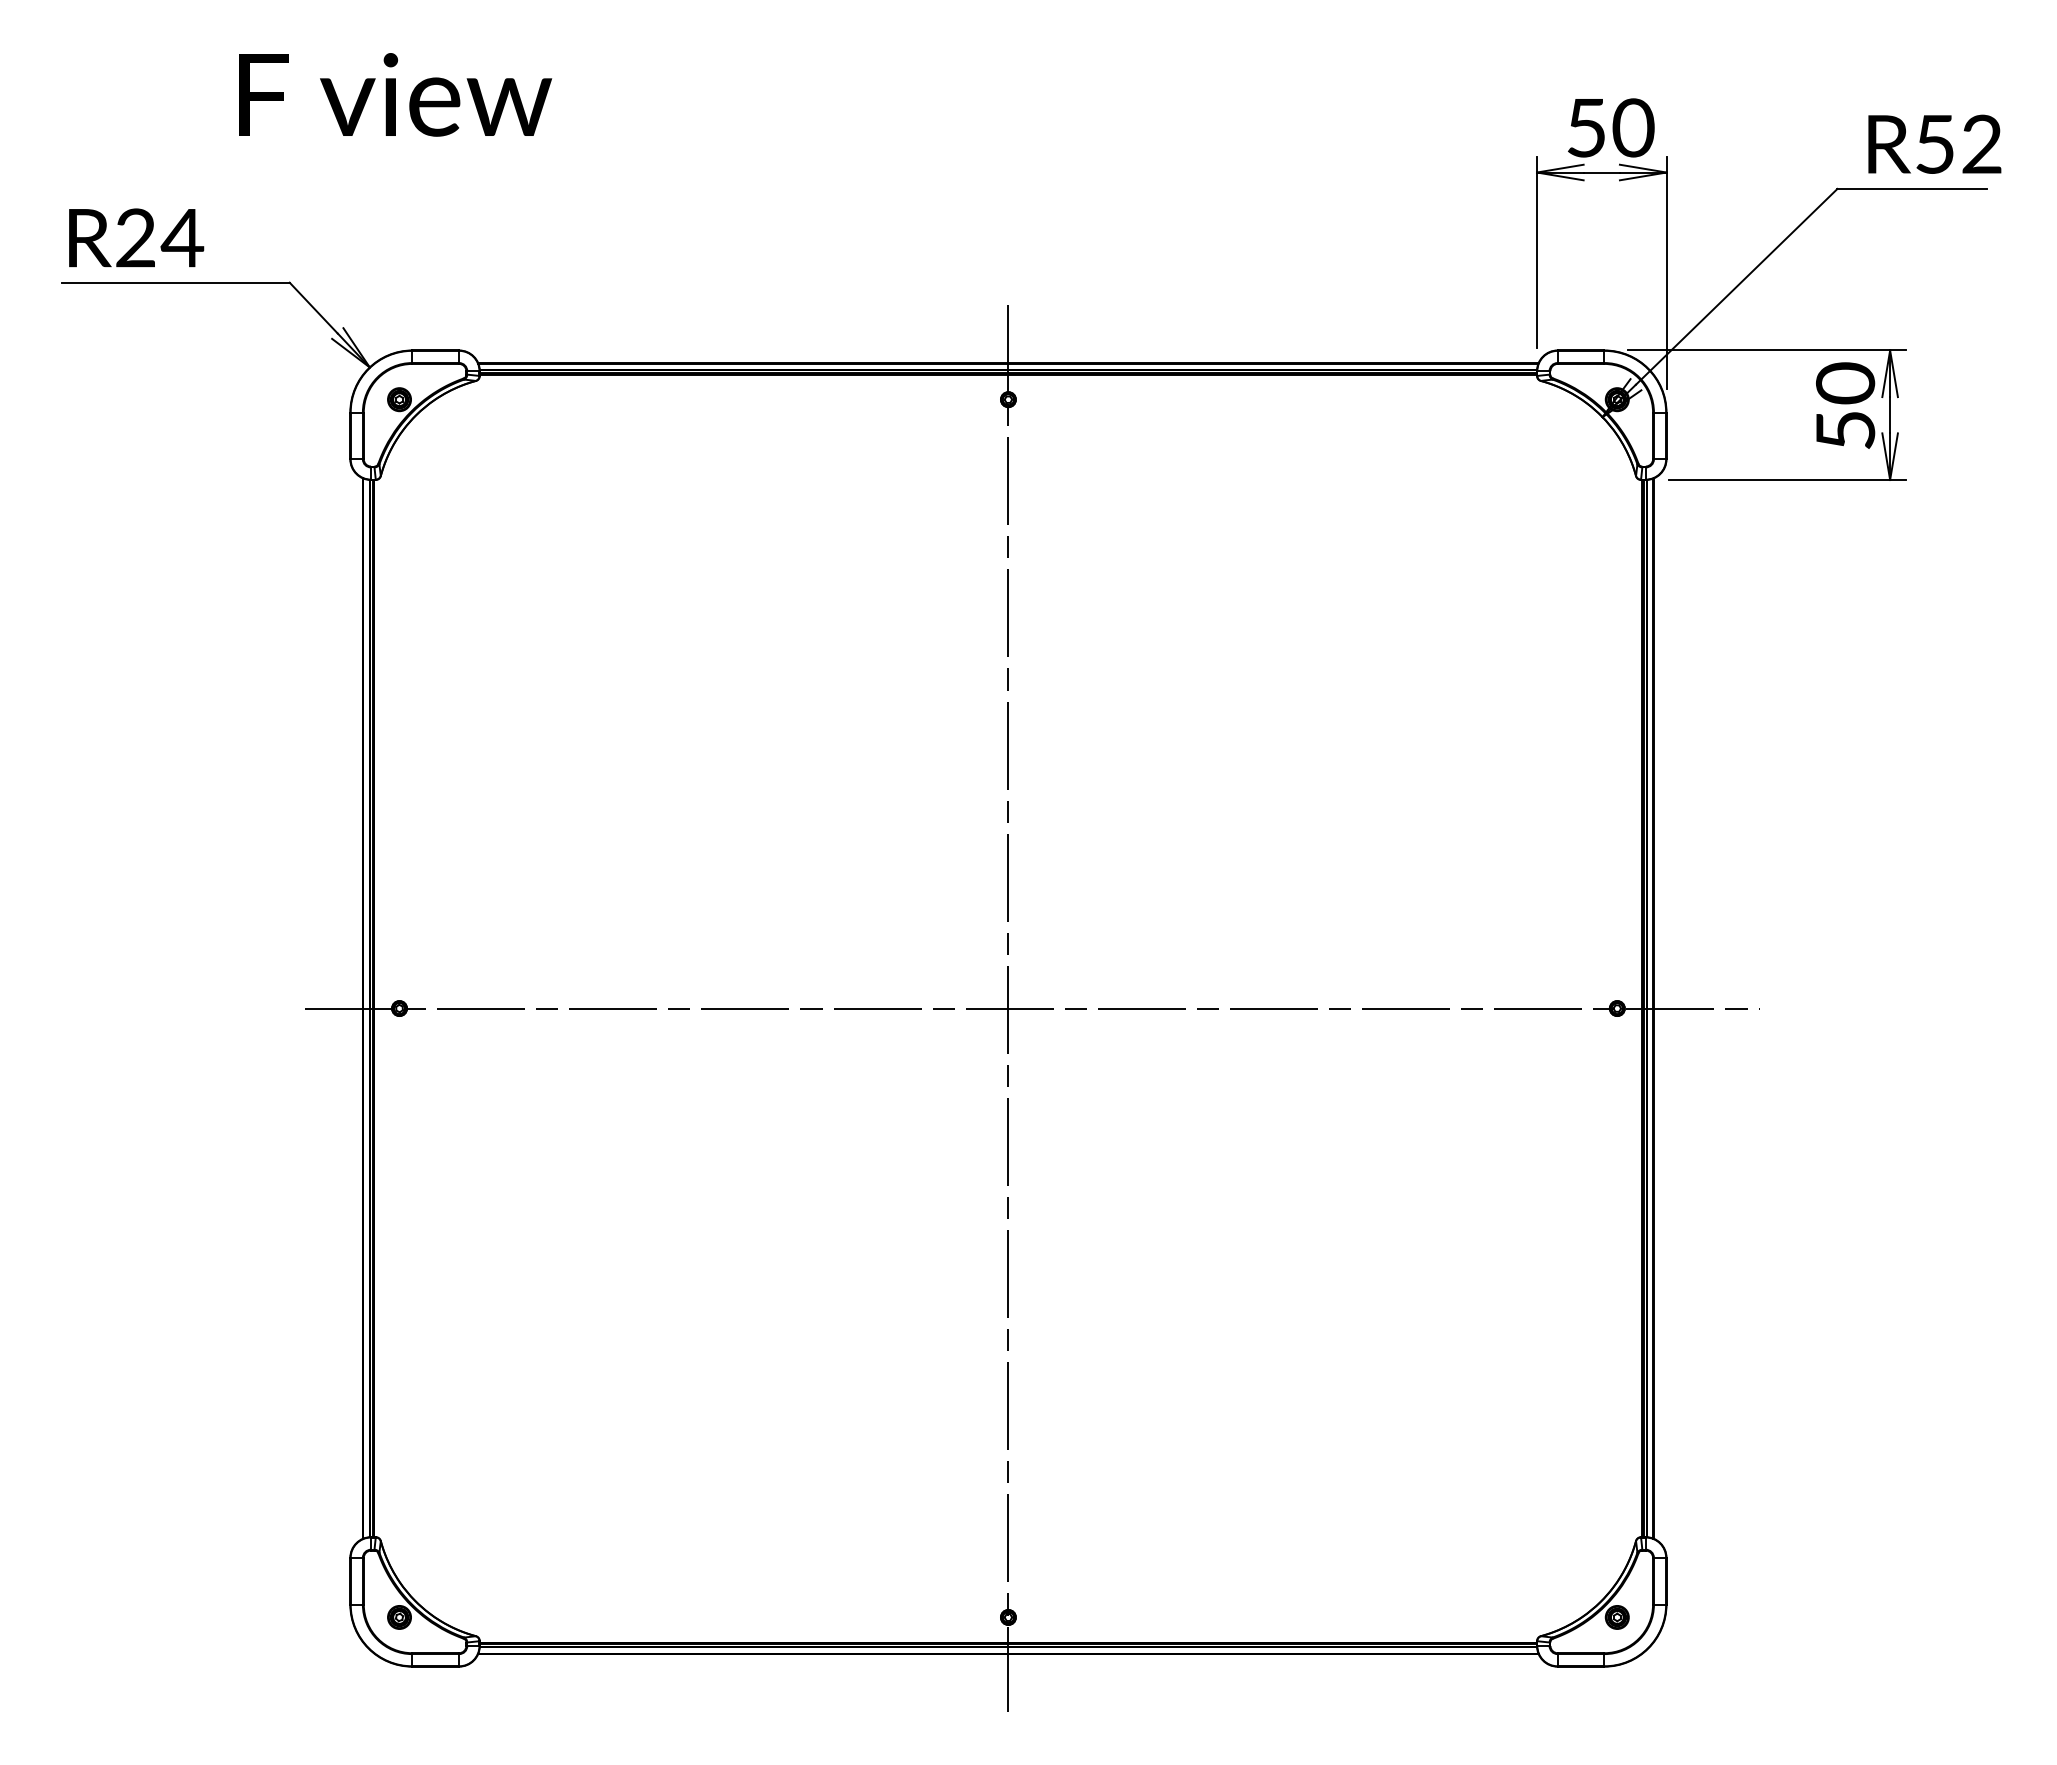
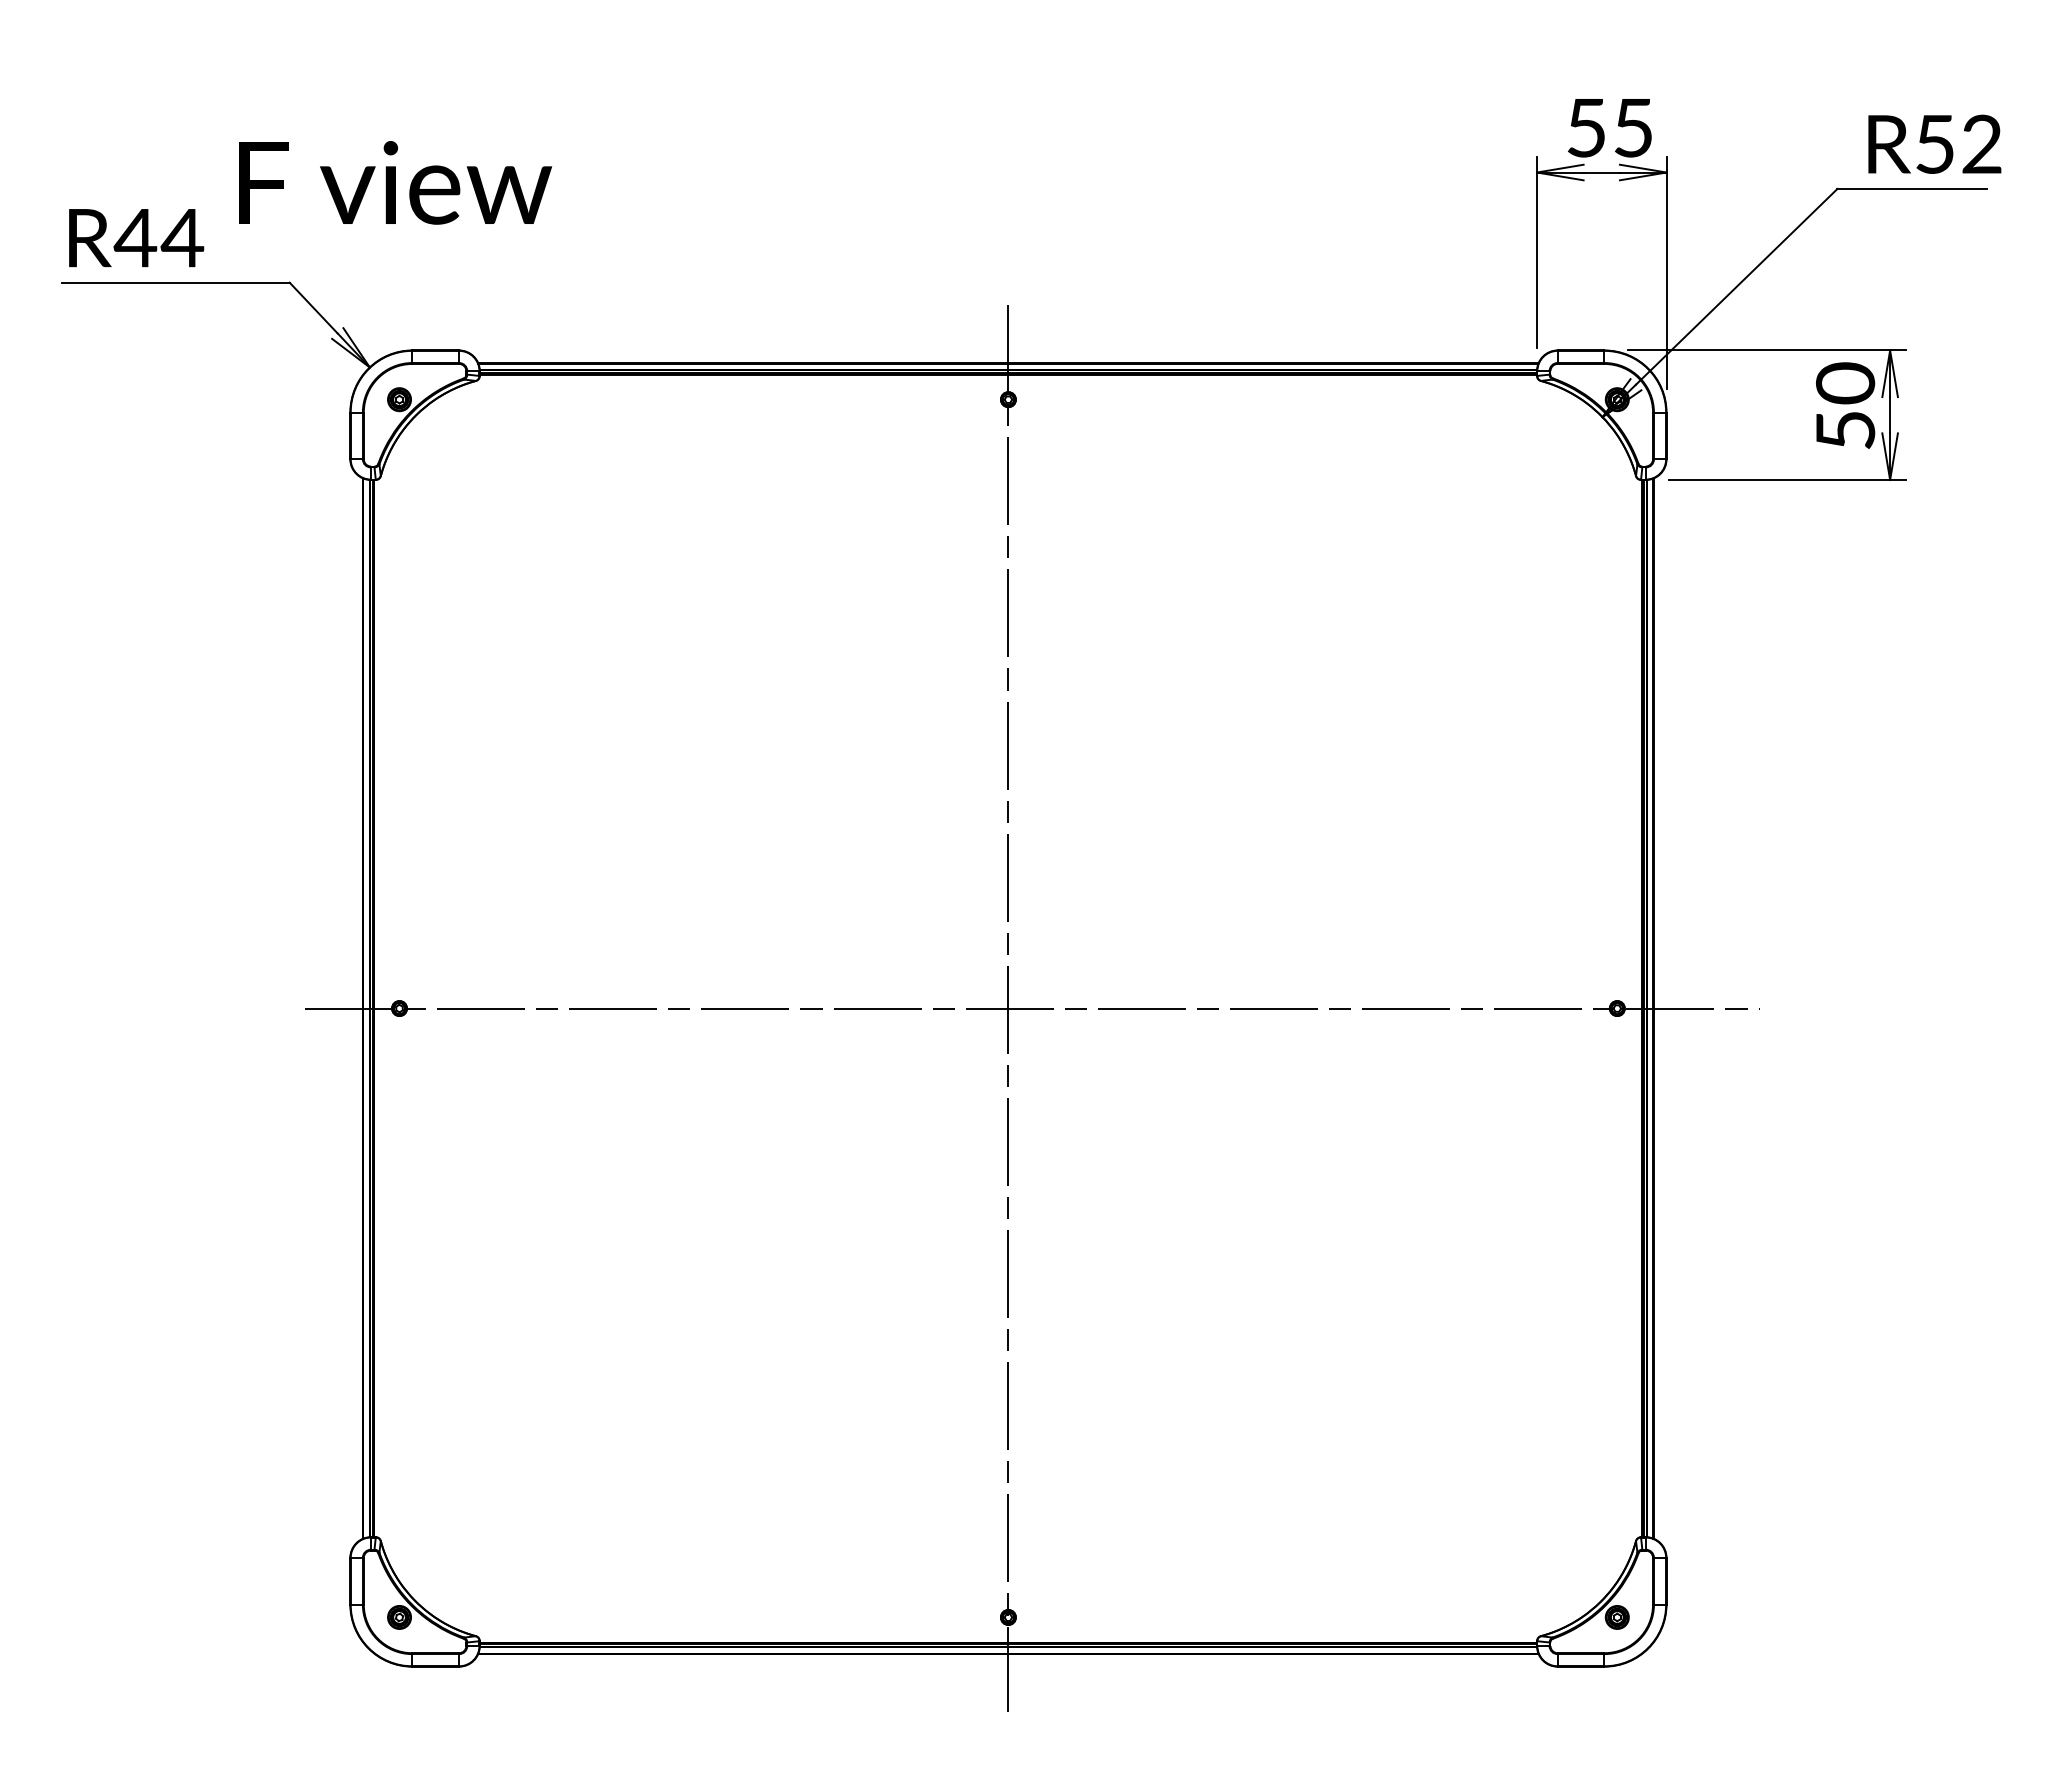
text position: (395, 94) -> (395, 182) (395, 182)
text: 50 -> 55 (1633, 127)
text: R24 -> R44 (135, 237)
